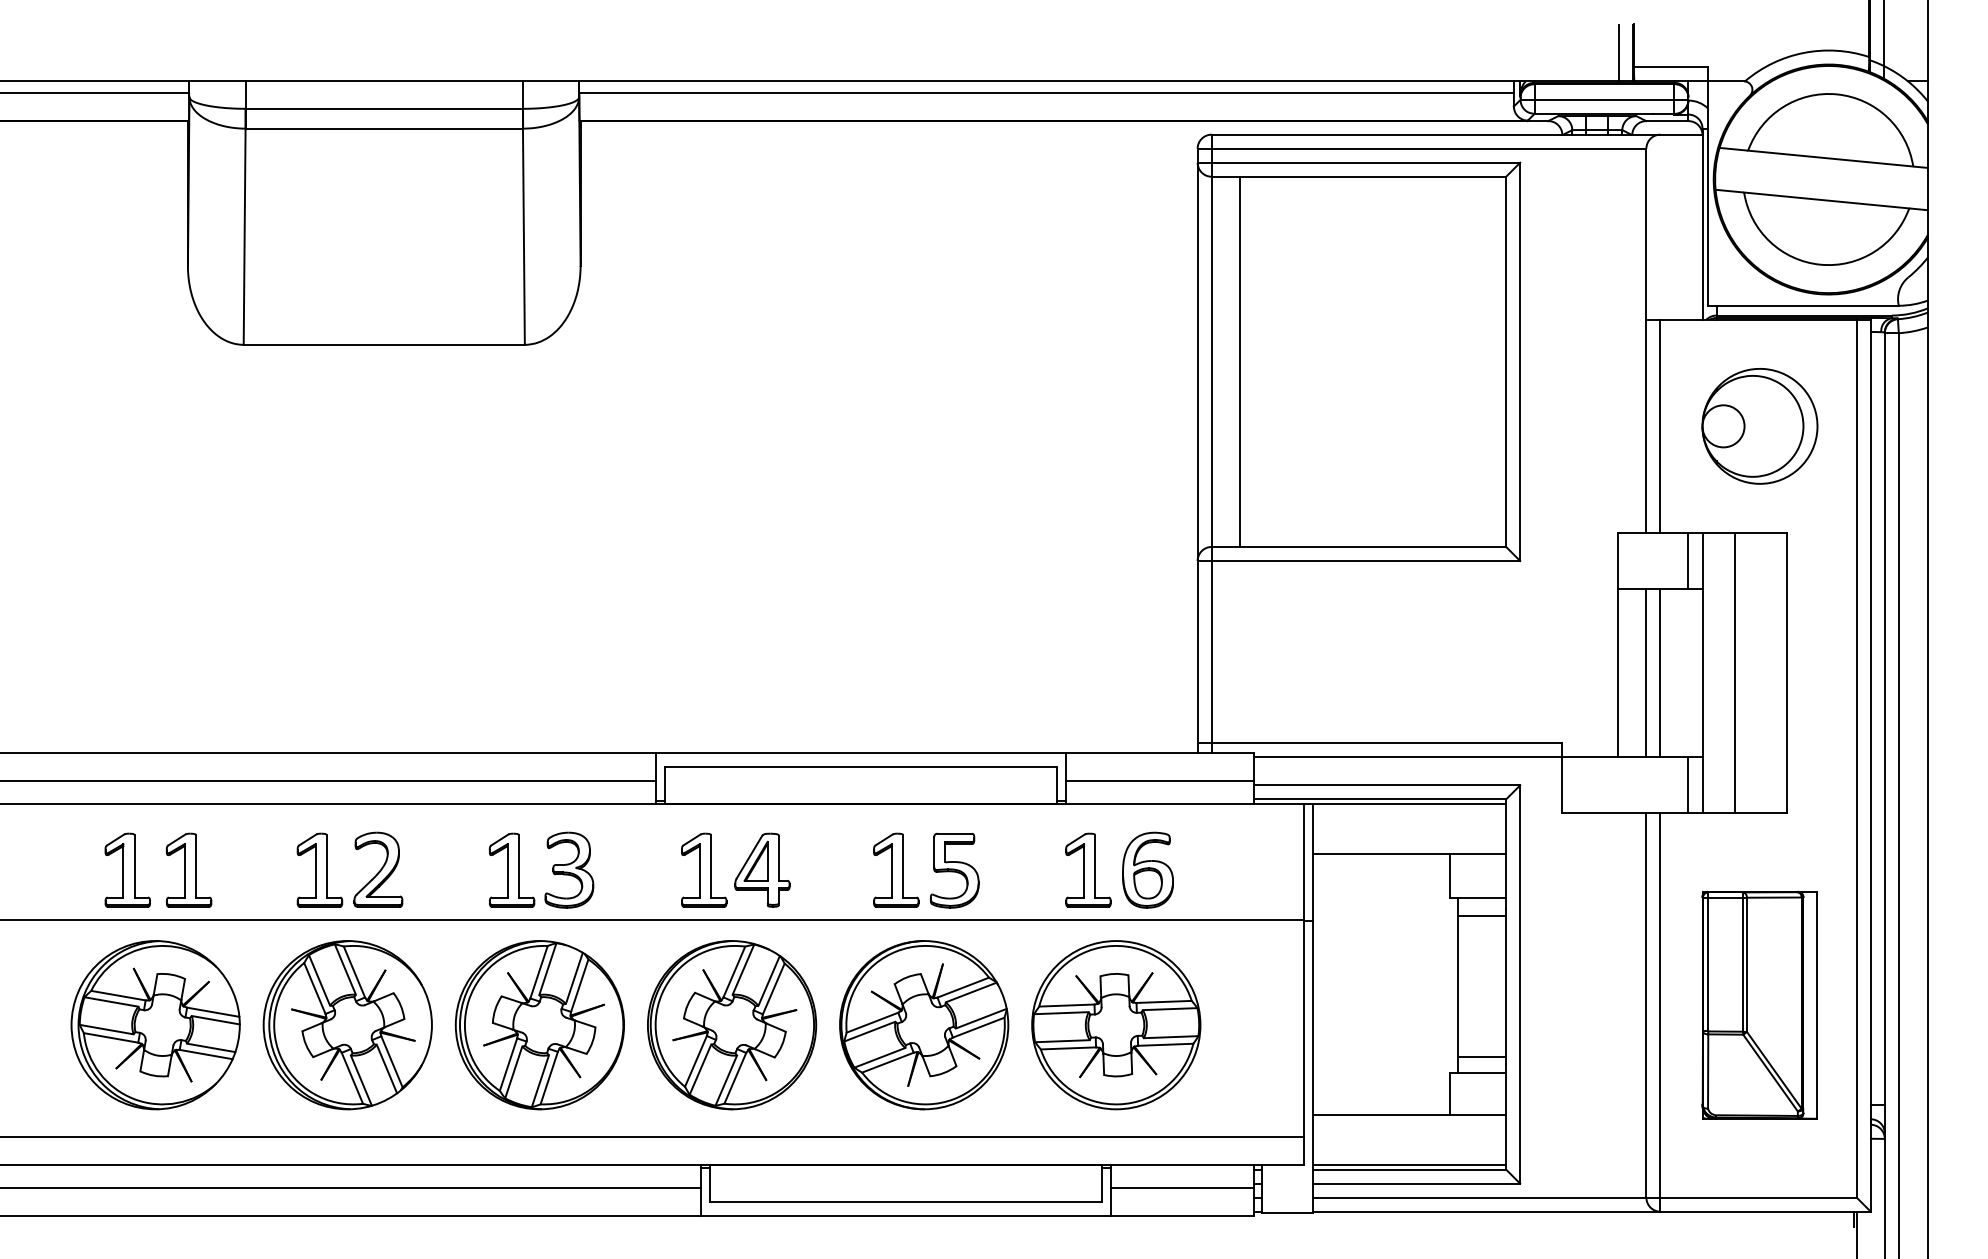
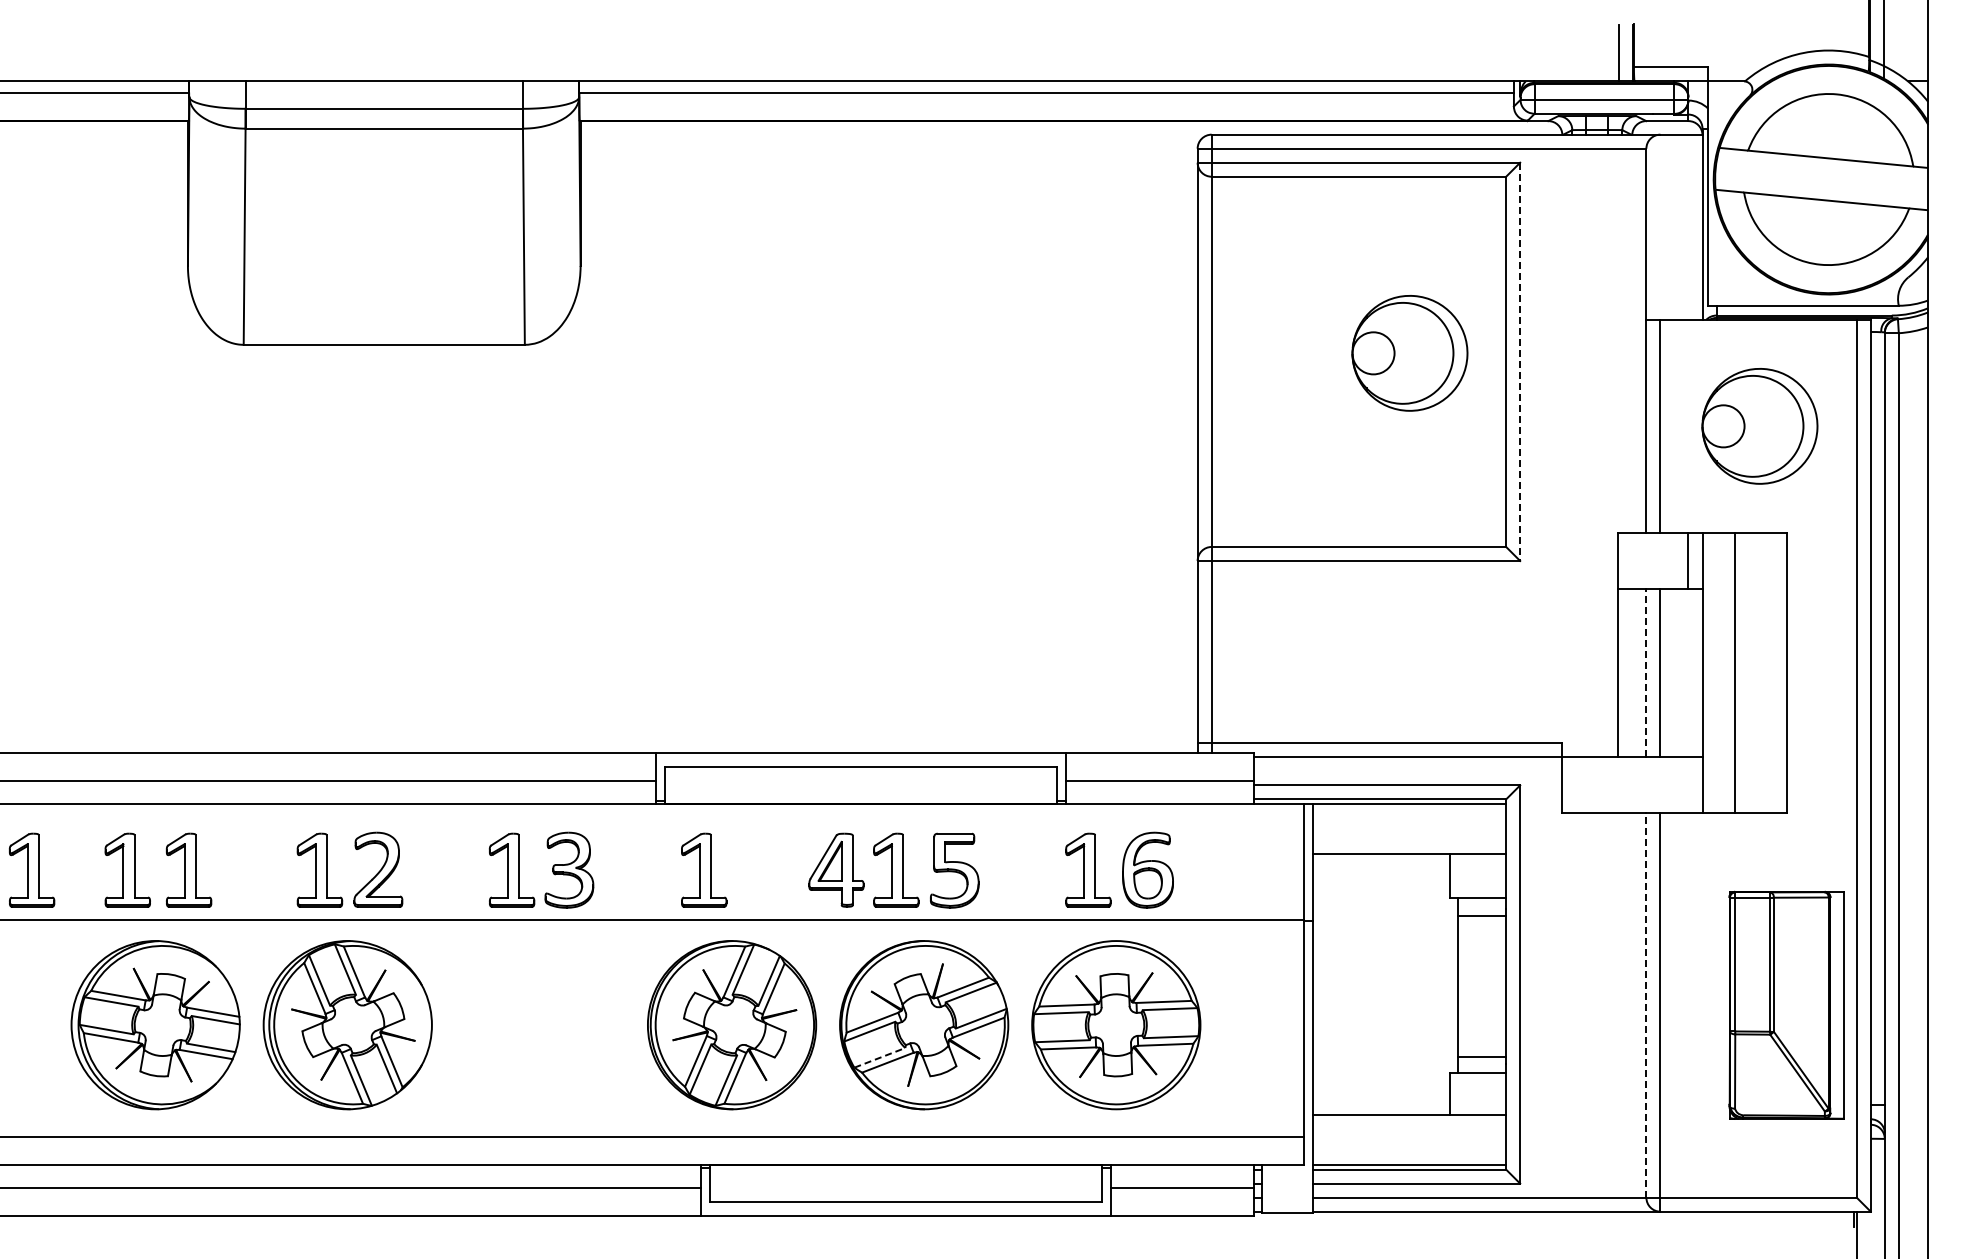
part: none -> present (1409, 353)
line: present -> none (1239, 361)
line: solid -> dashed (1520, 362)
line: solid -> dashed (1646, 672)
line: present -> none (1688, 785)
part: none -> present (31, 869)
part position: (762, 869) -> (836, 869) (836, 869)
part position: (1759, 1004) -> (1786, 1004) (1786, 1004)
line: solid -> dashed (1646, 1005)
part: present -> none (539, 1025)
line: solid -> dashed (880, 1057)
